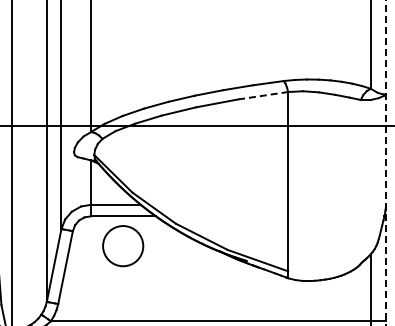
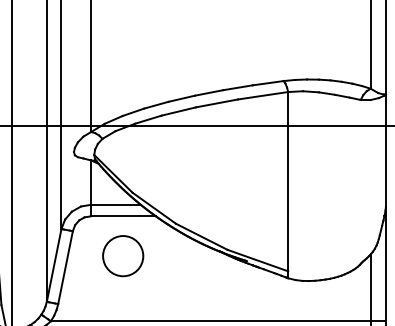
line: dashed -> solid (263, 95)
line: dashed -> solid (385, 162)
circle position: (123, 246) -> (123, 256) (123, 256)
